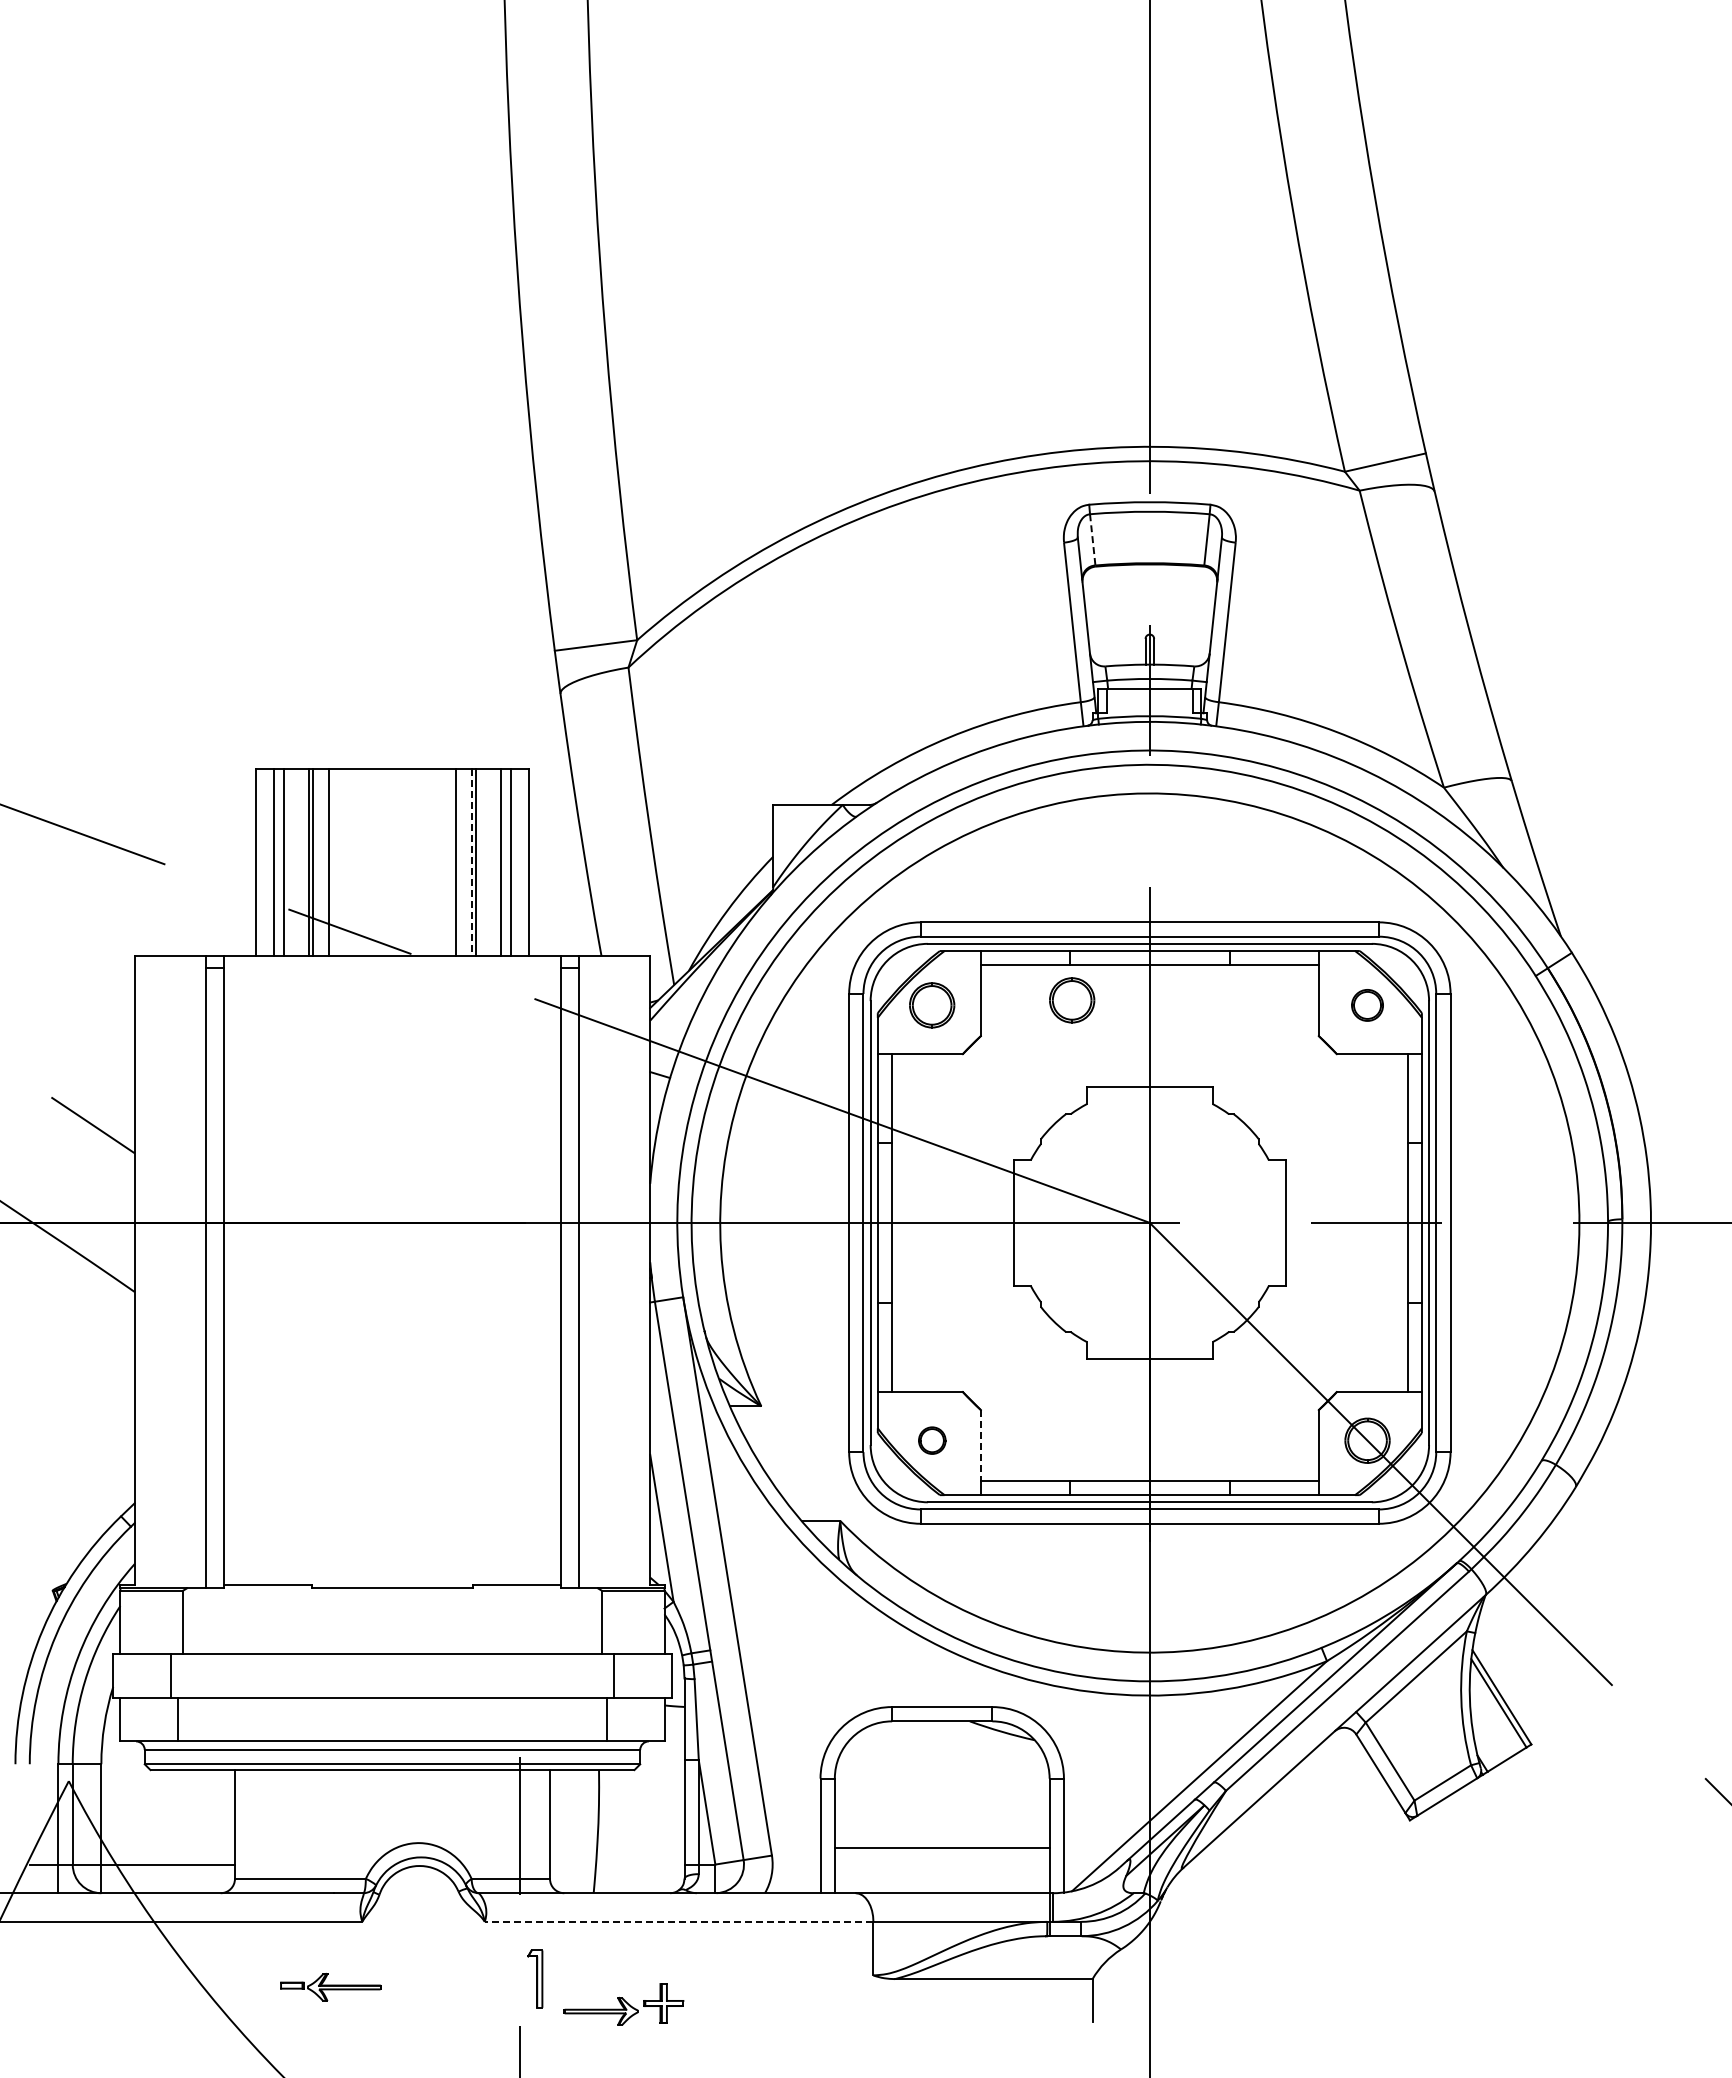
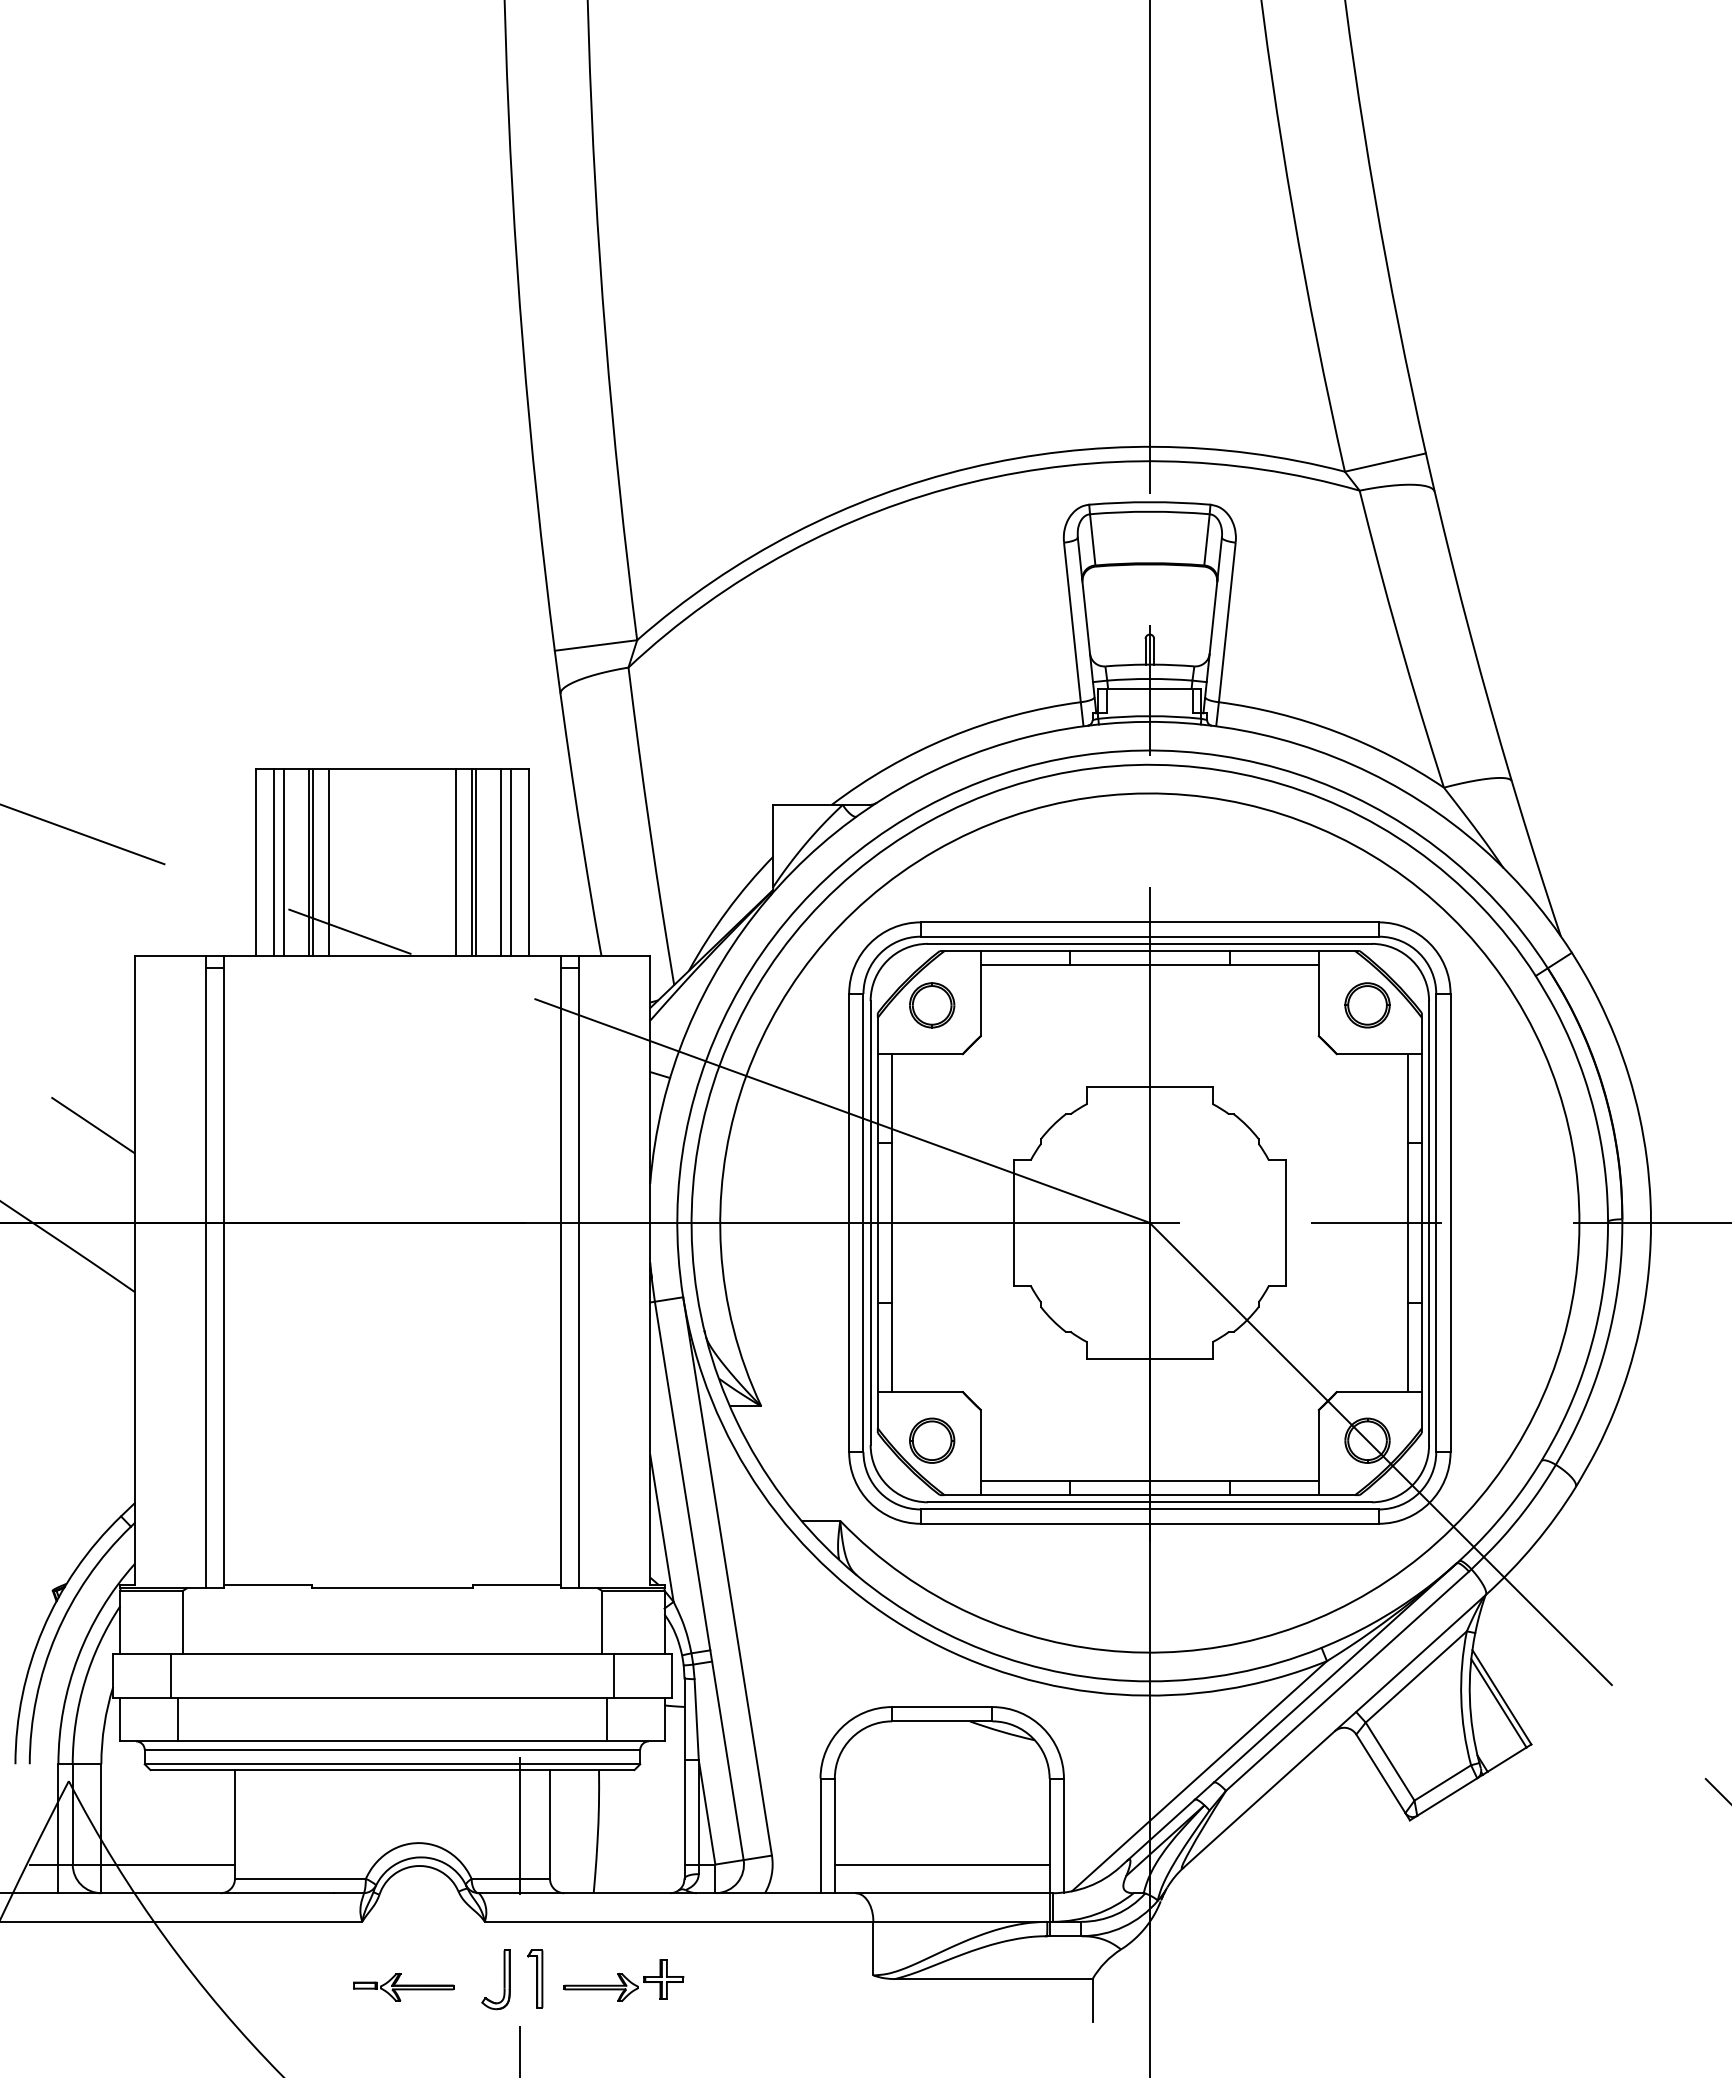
line: dashed -> solid (1092, 539)
line: dashed -> solid (471, 862)
part: present -> none (1072, 1000)
part size: 33x33 px -> 47x47 px (1367, 1005)
part size: 29x29 px -> 47x47 px (932, 1440)
line: dashed -> solid (980, 1445)
line position: (941, 1847) -> (941, 1864) (941, 1864)
line: dashed -> solid (678, 1921)
part: none -> present (503, 1979)
part position: (330, 1987) -> (403, 1987) (403, 1987)
part position: (623, 2004) -> (623, 1980) (623, 1980)
